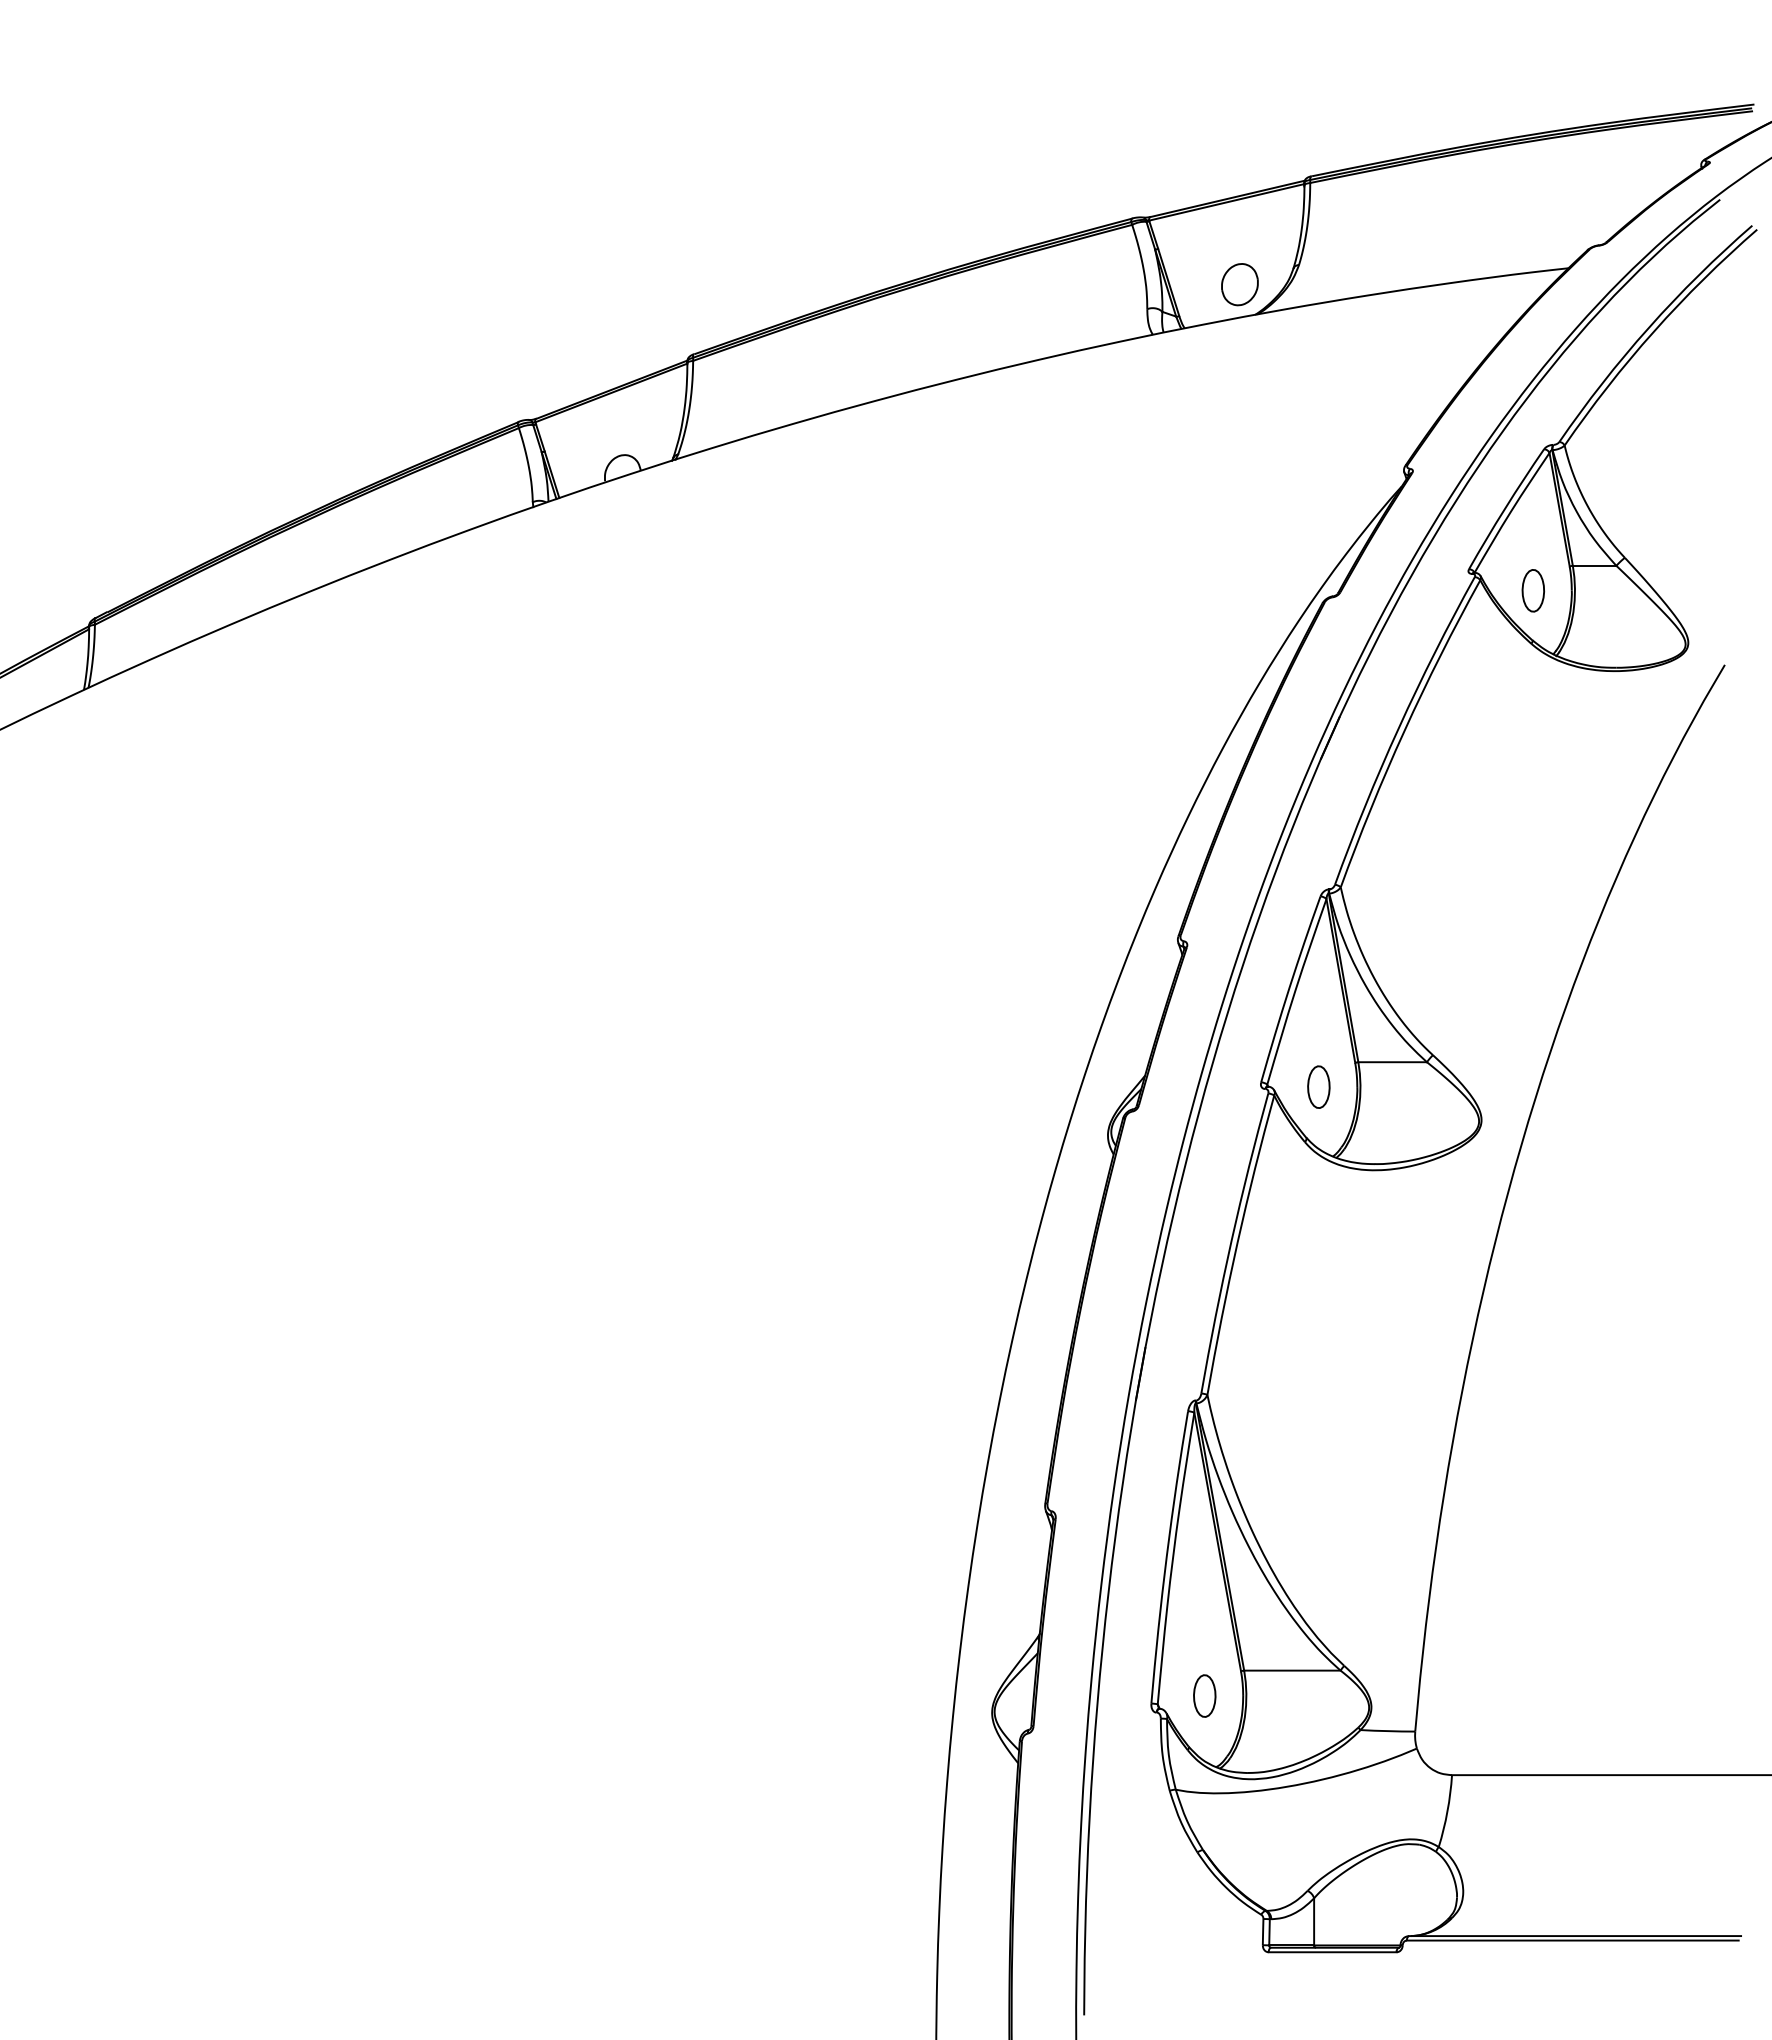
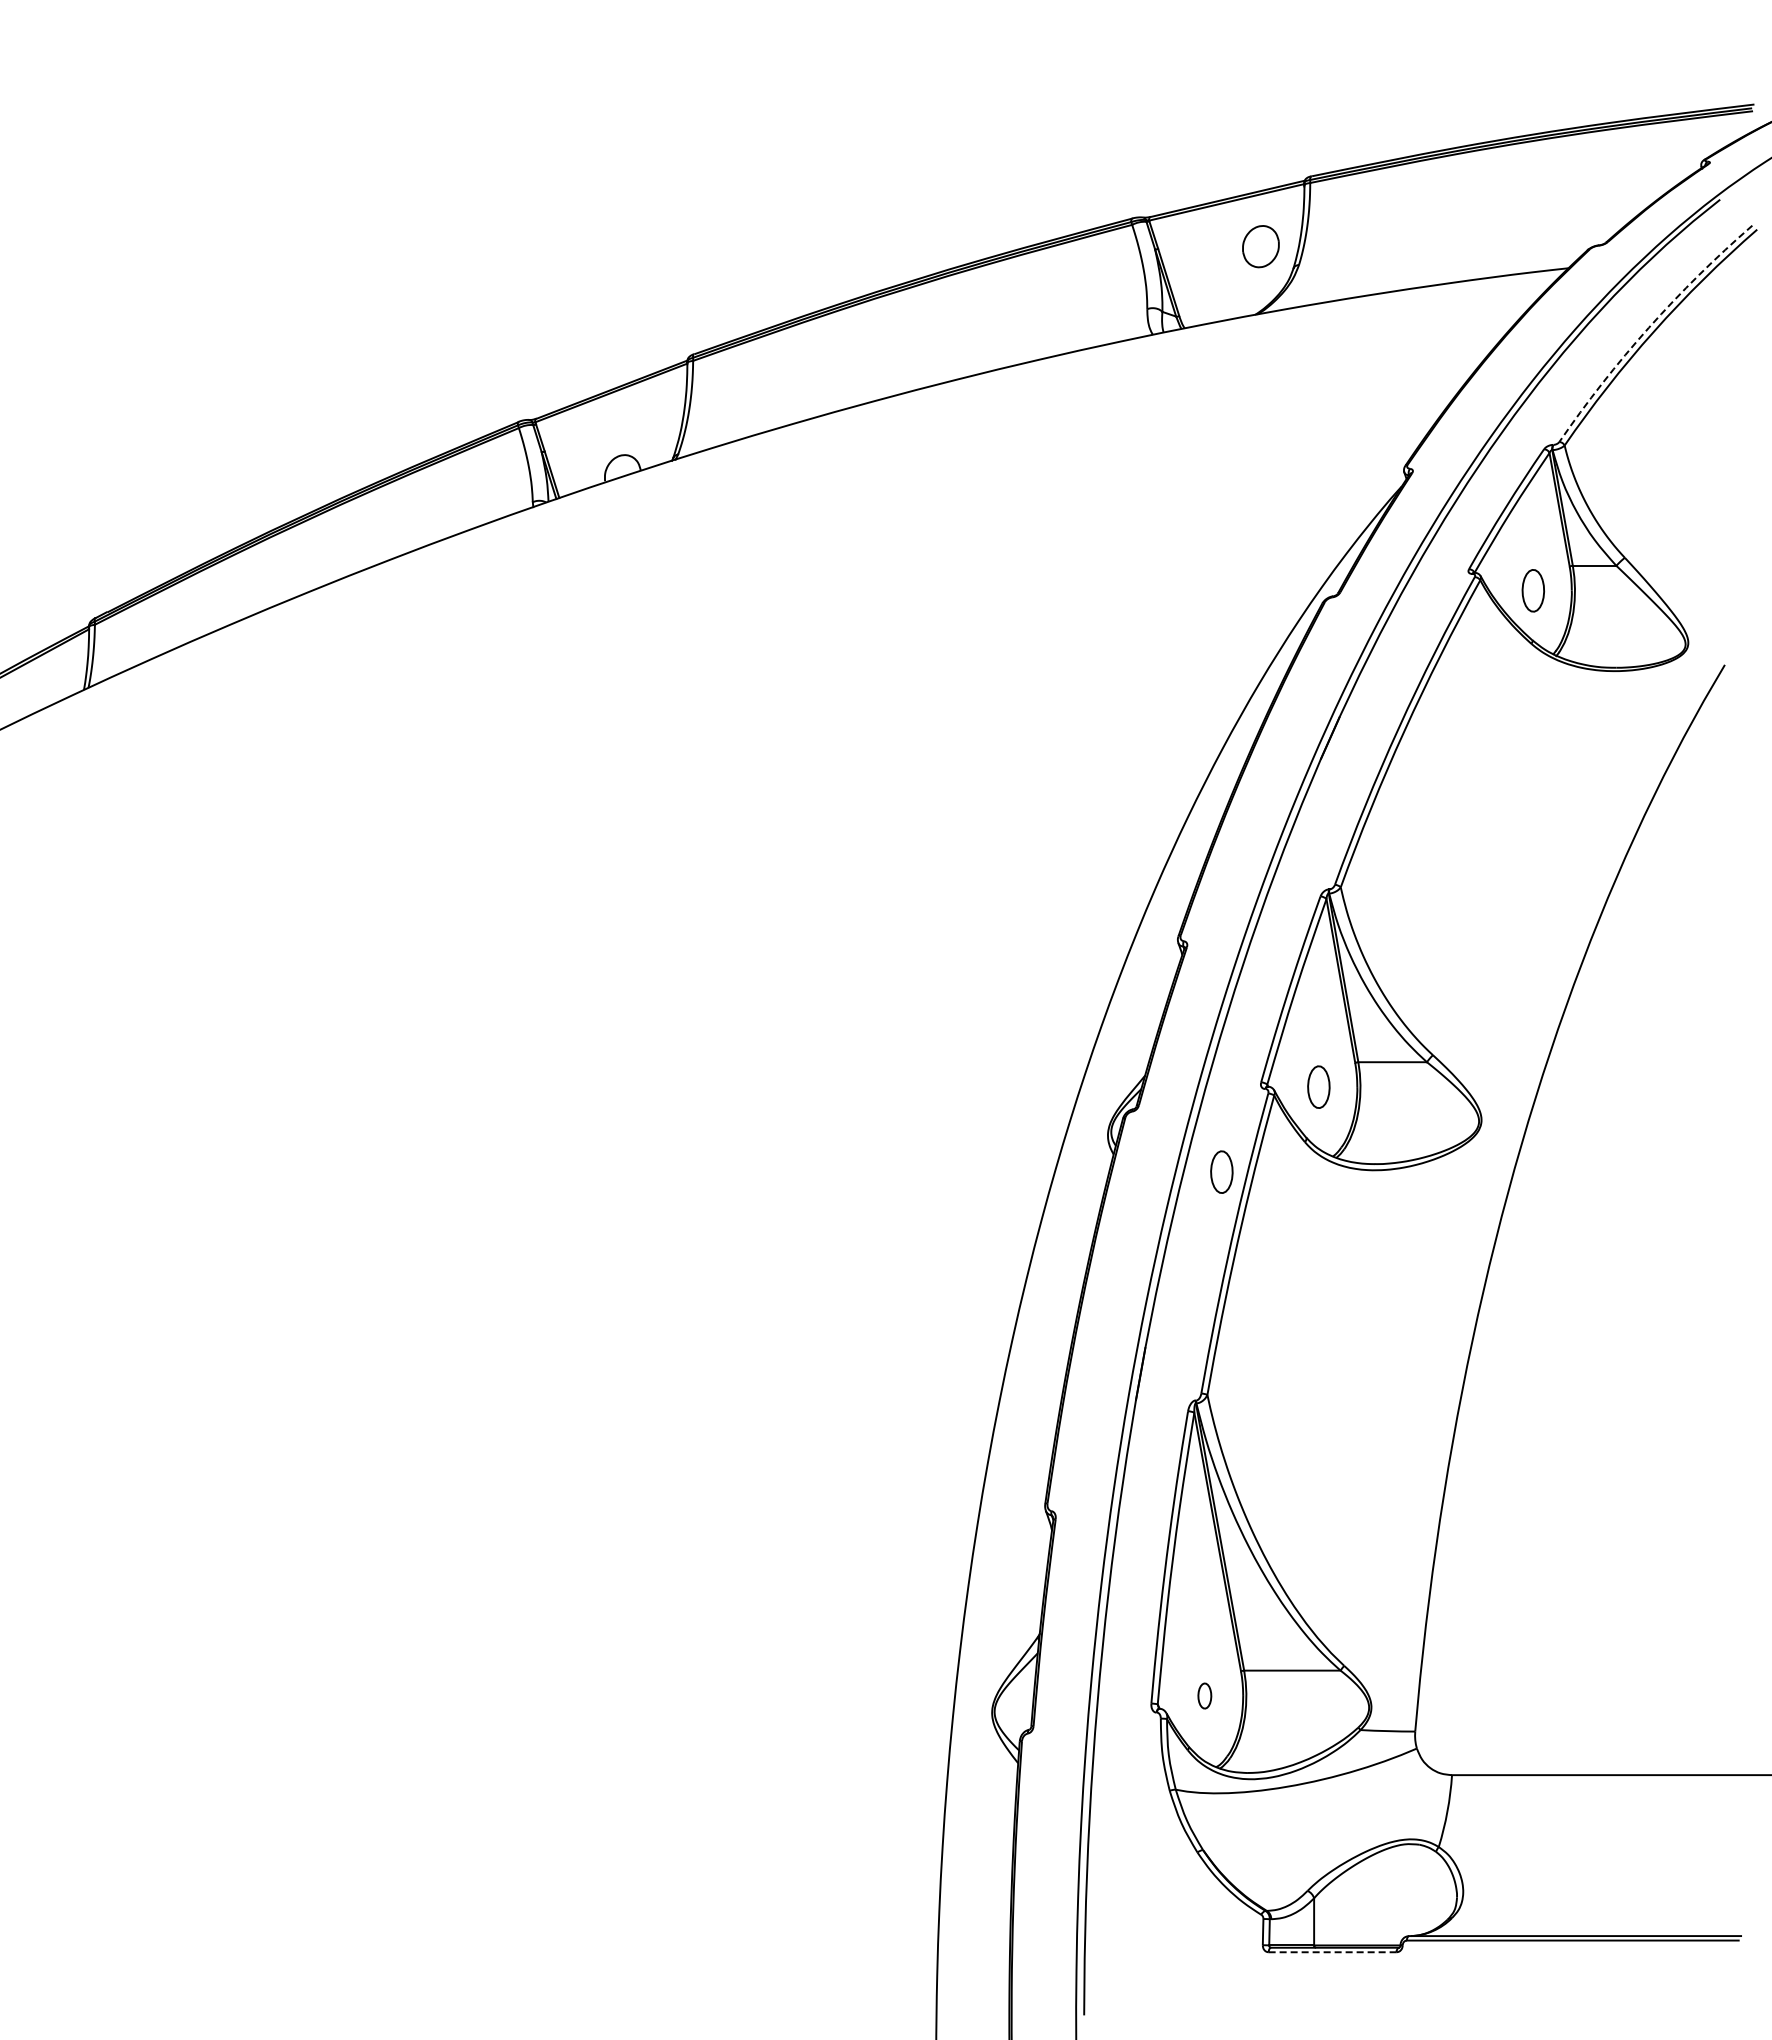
part position: (1239, 284) -> (1260, 246) (1260, 246)
arc: solid -> dashed (1648, 327)
part: none -> present (1221, 1171)
part size: 24x44 px -> 16x28 px (1204, 1695)
line: solid -> dashed (1332, 1952)
